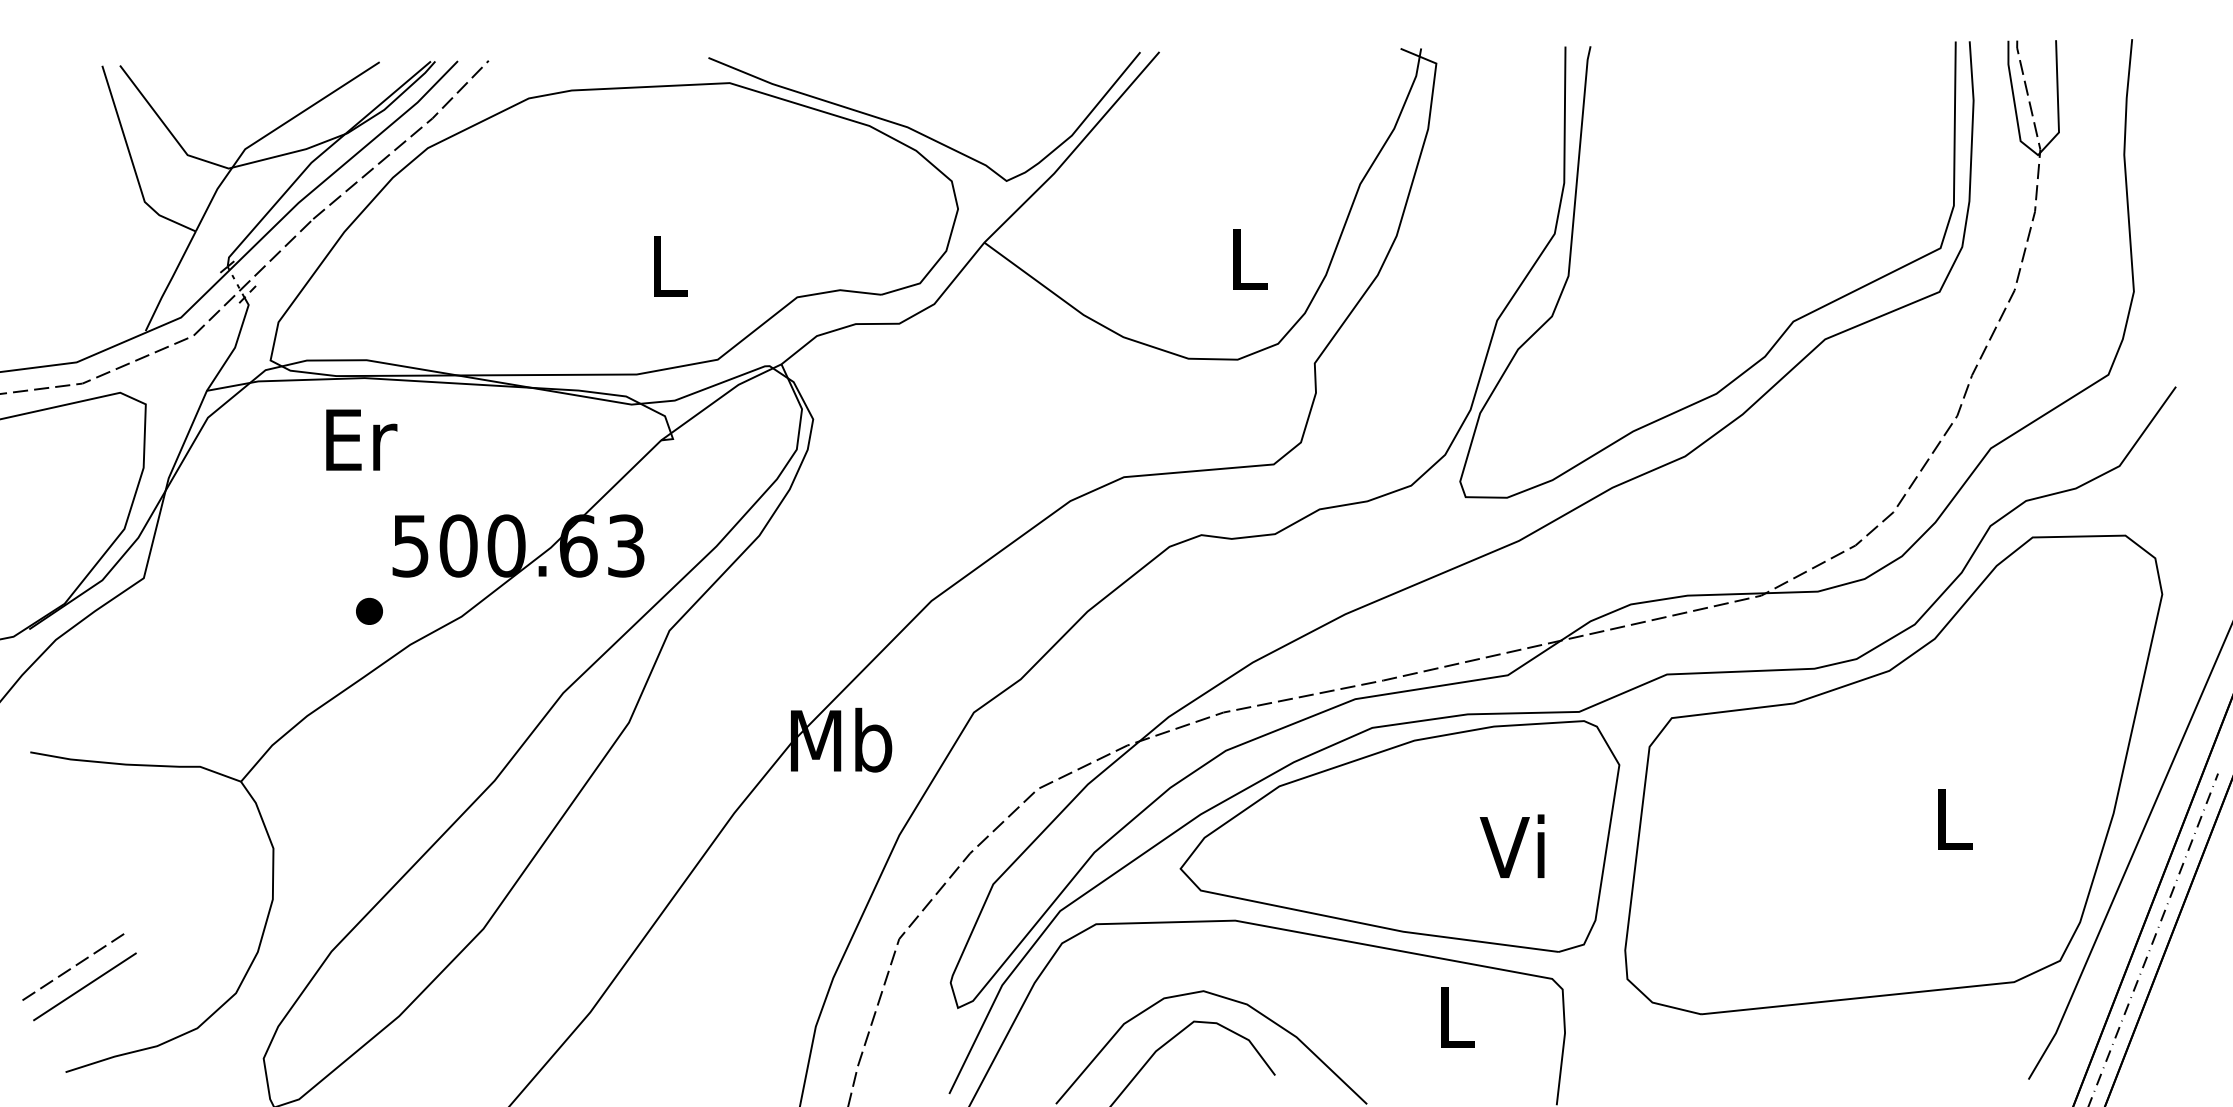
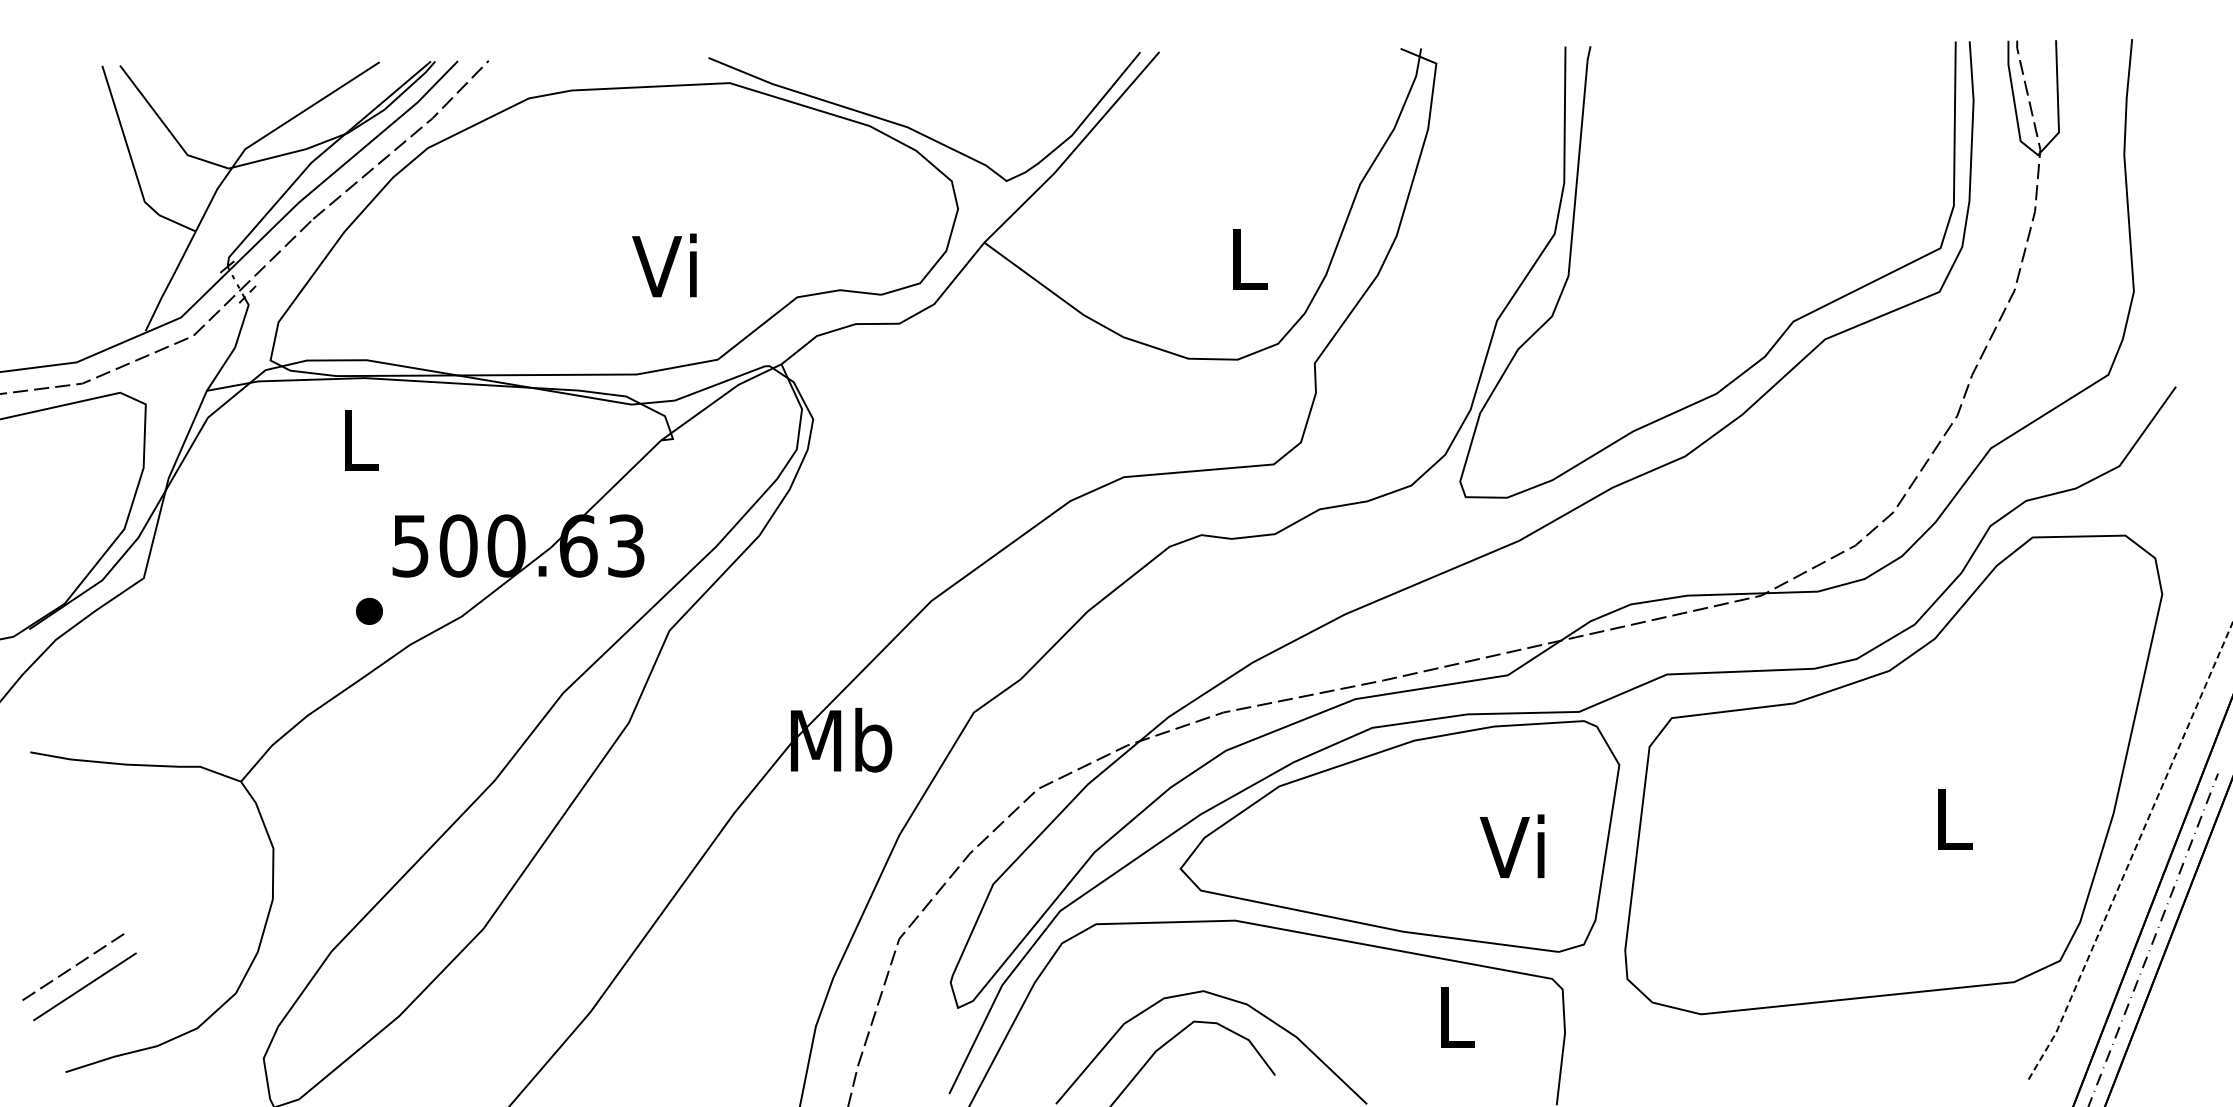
text: L -> Vi (664, 265)
text: Er -> L (361, 439)
line: solid -> dashed (2133, 852)
